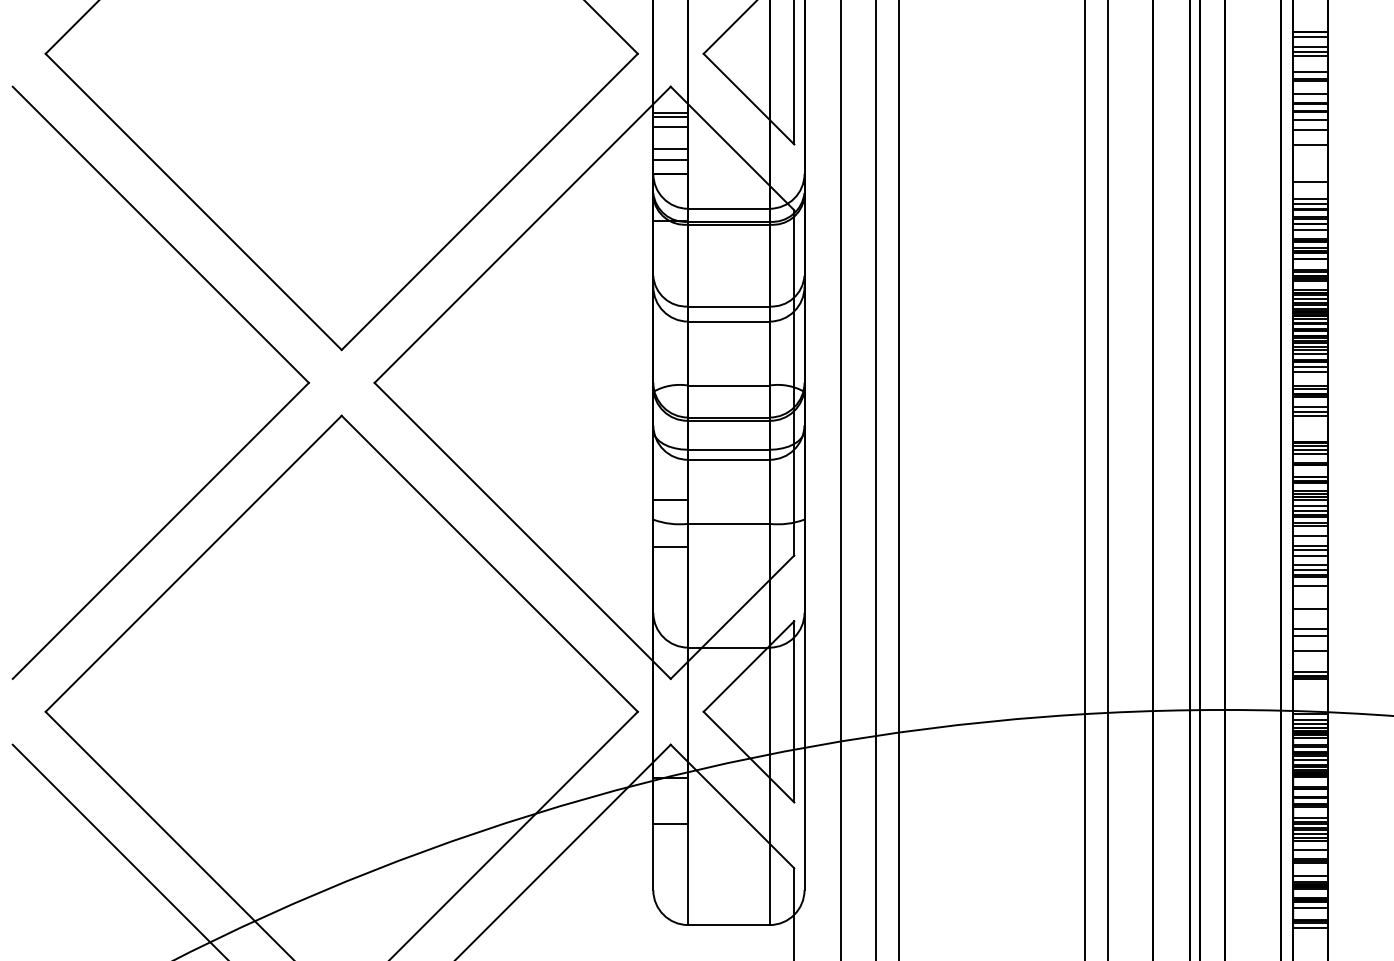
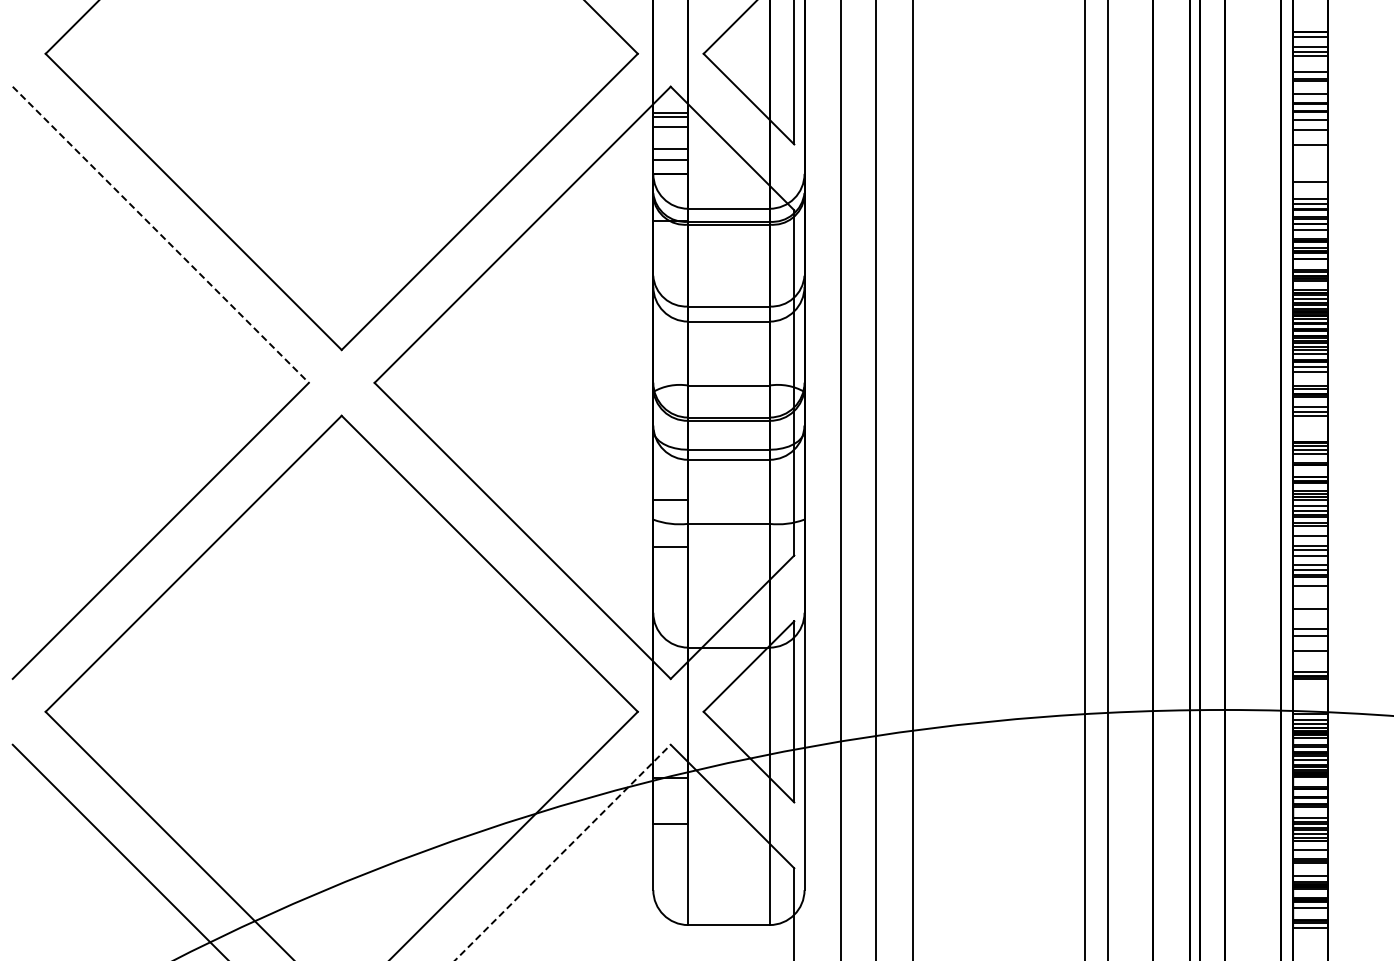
line: solid -> dashed (161, 235)
line position: (898, 479) -> (912, 479) (912, 479)
line: solid -> dashed (563, 852)
